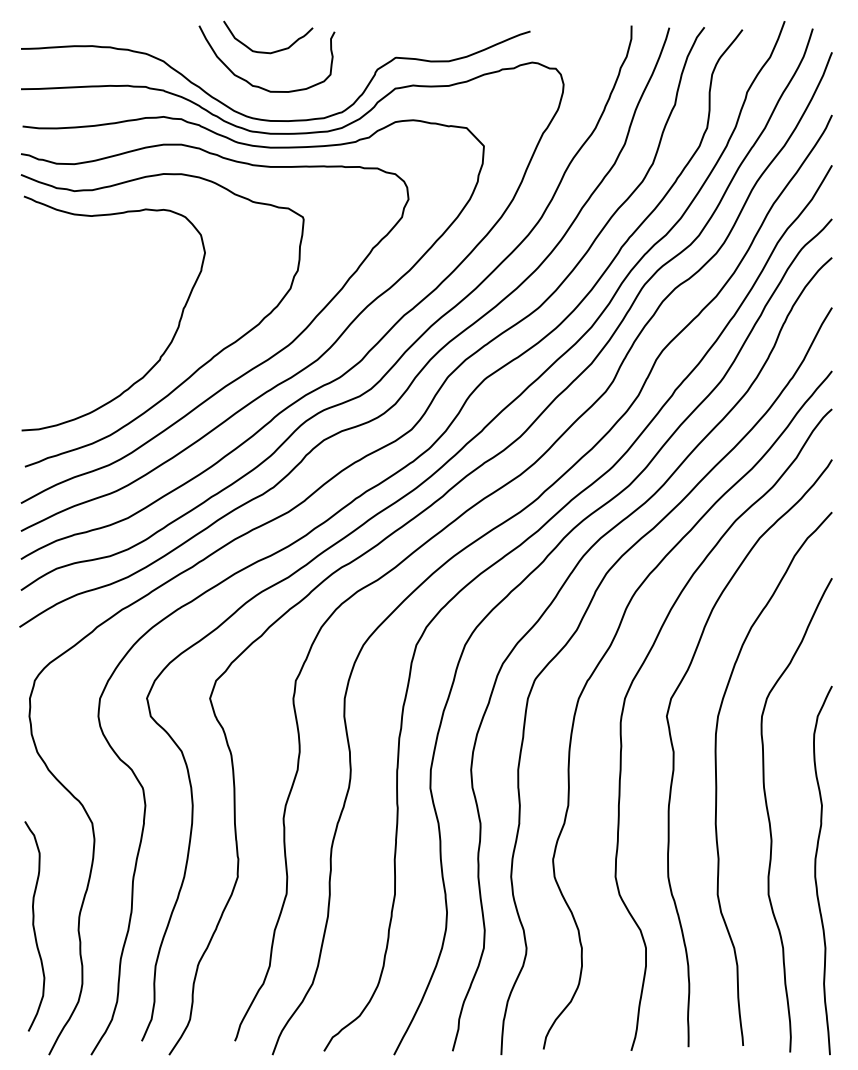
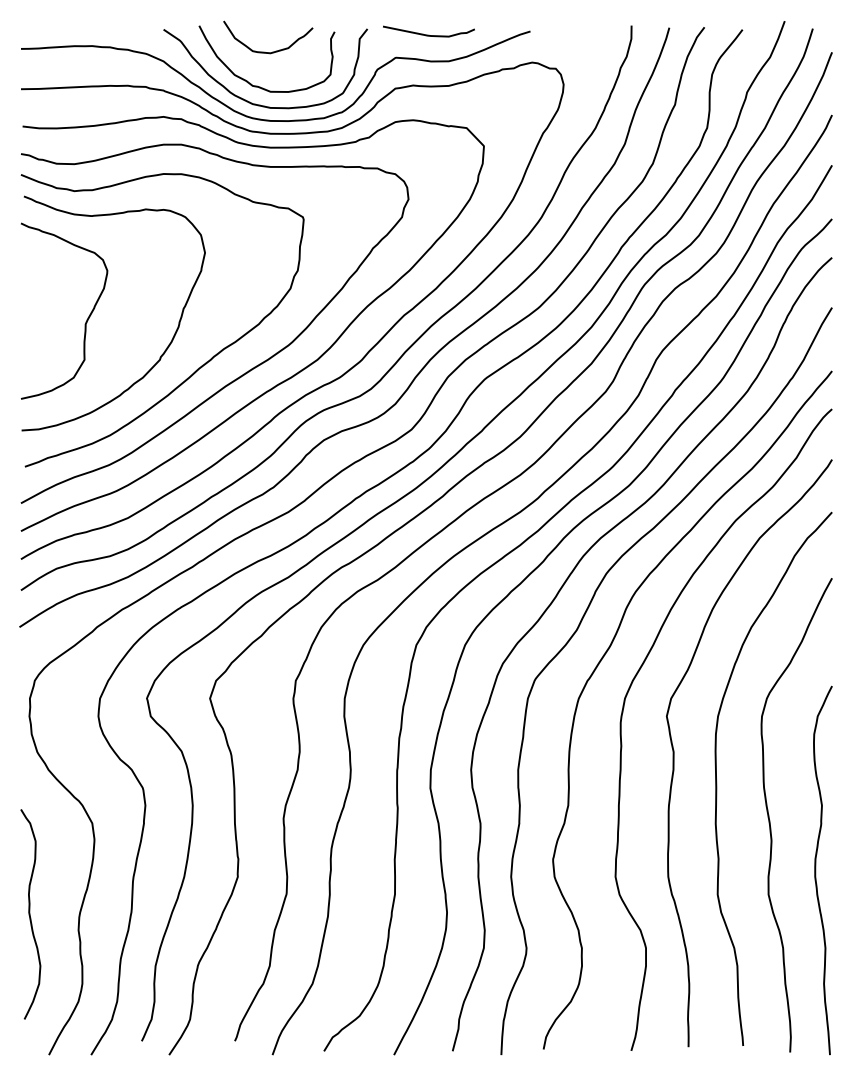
curve: none -> present (428, 34)
curve: none -> present (260, 104)
curve: none -> present (85, 321)
curve position: (34, 926) -> (30, 914) (30, 914)
